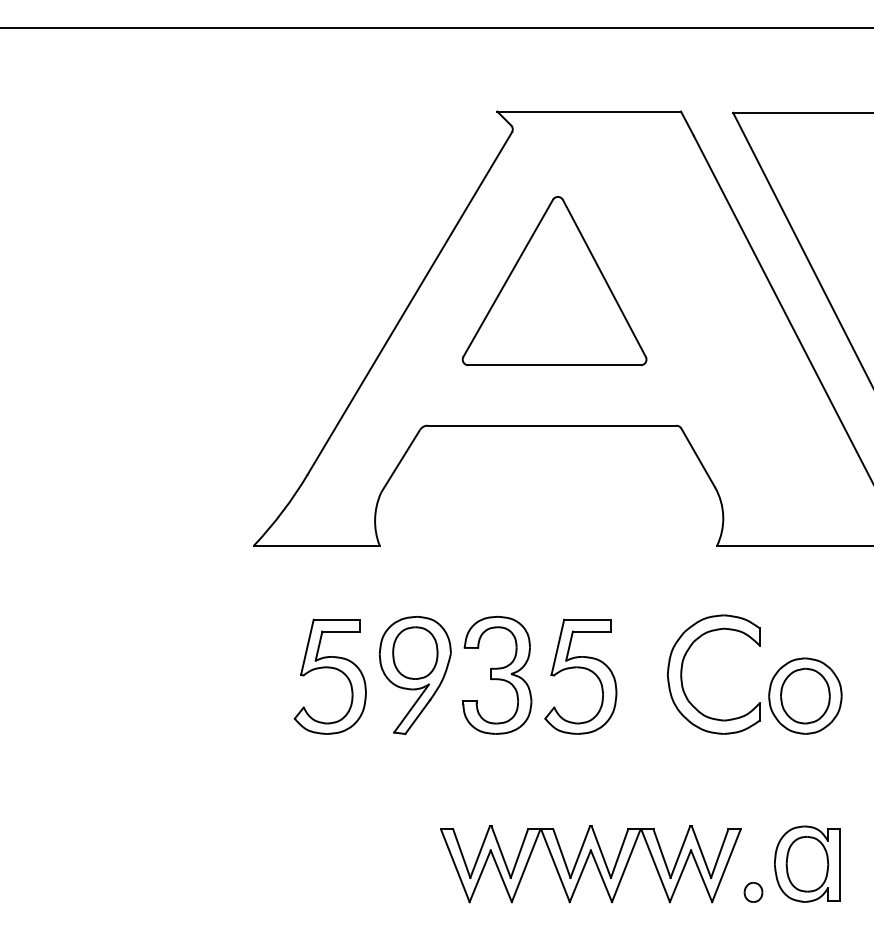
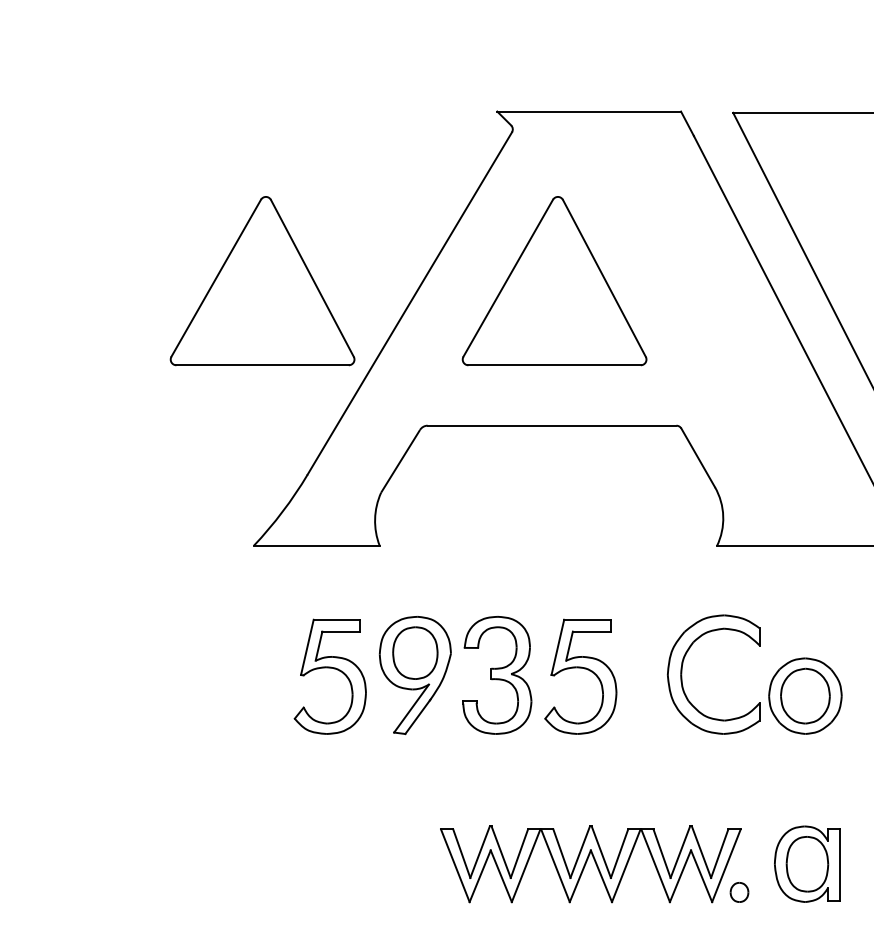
line: present -> none (436, 27)
part: none -> present (262, 281)
part position: (753, 892) -> (739, 892) (739, 892)
